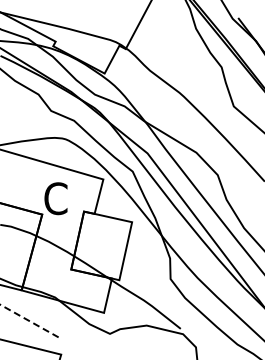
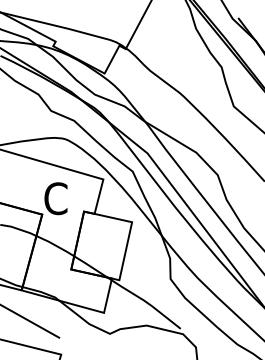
line: dashed -> solid (30, 321)
